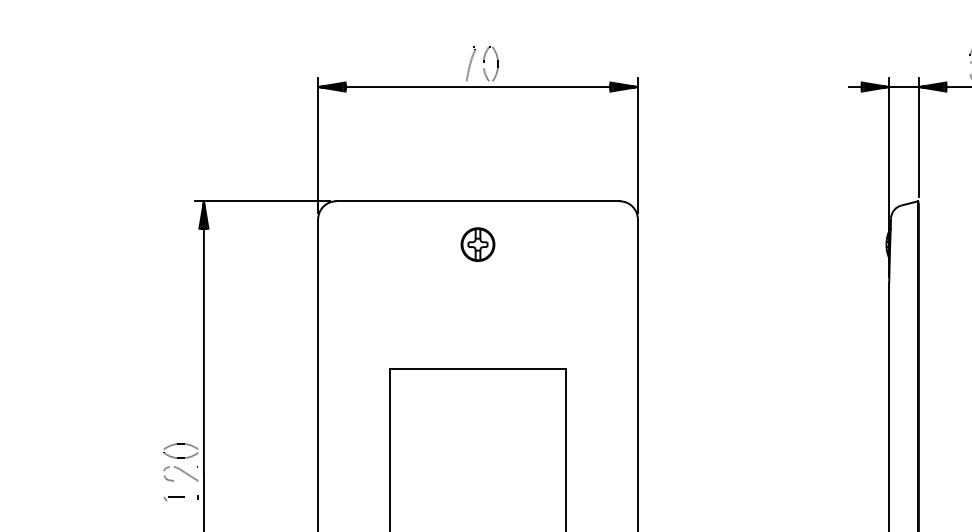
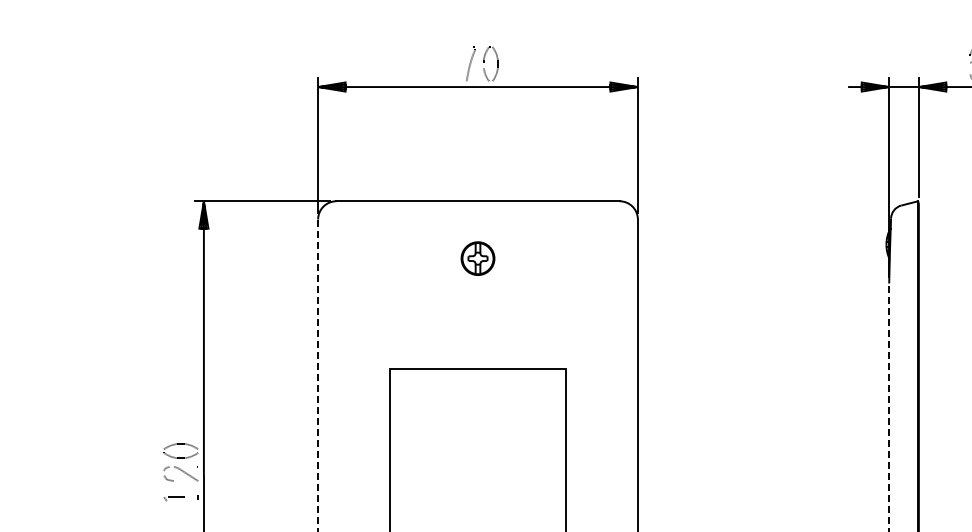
part position: (477, 244) -> (477, 258) (477, 258)
line: solid -> dashed (318, 375)
line: solid -> dashed (889, 407)
